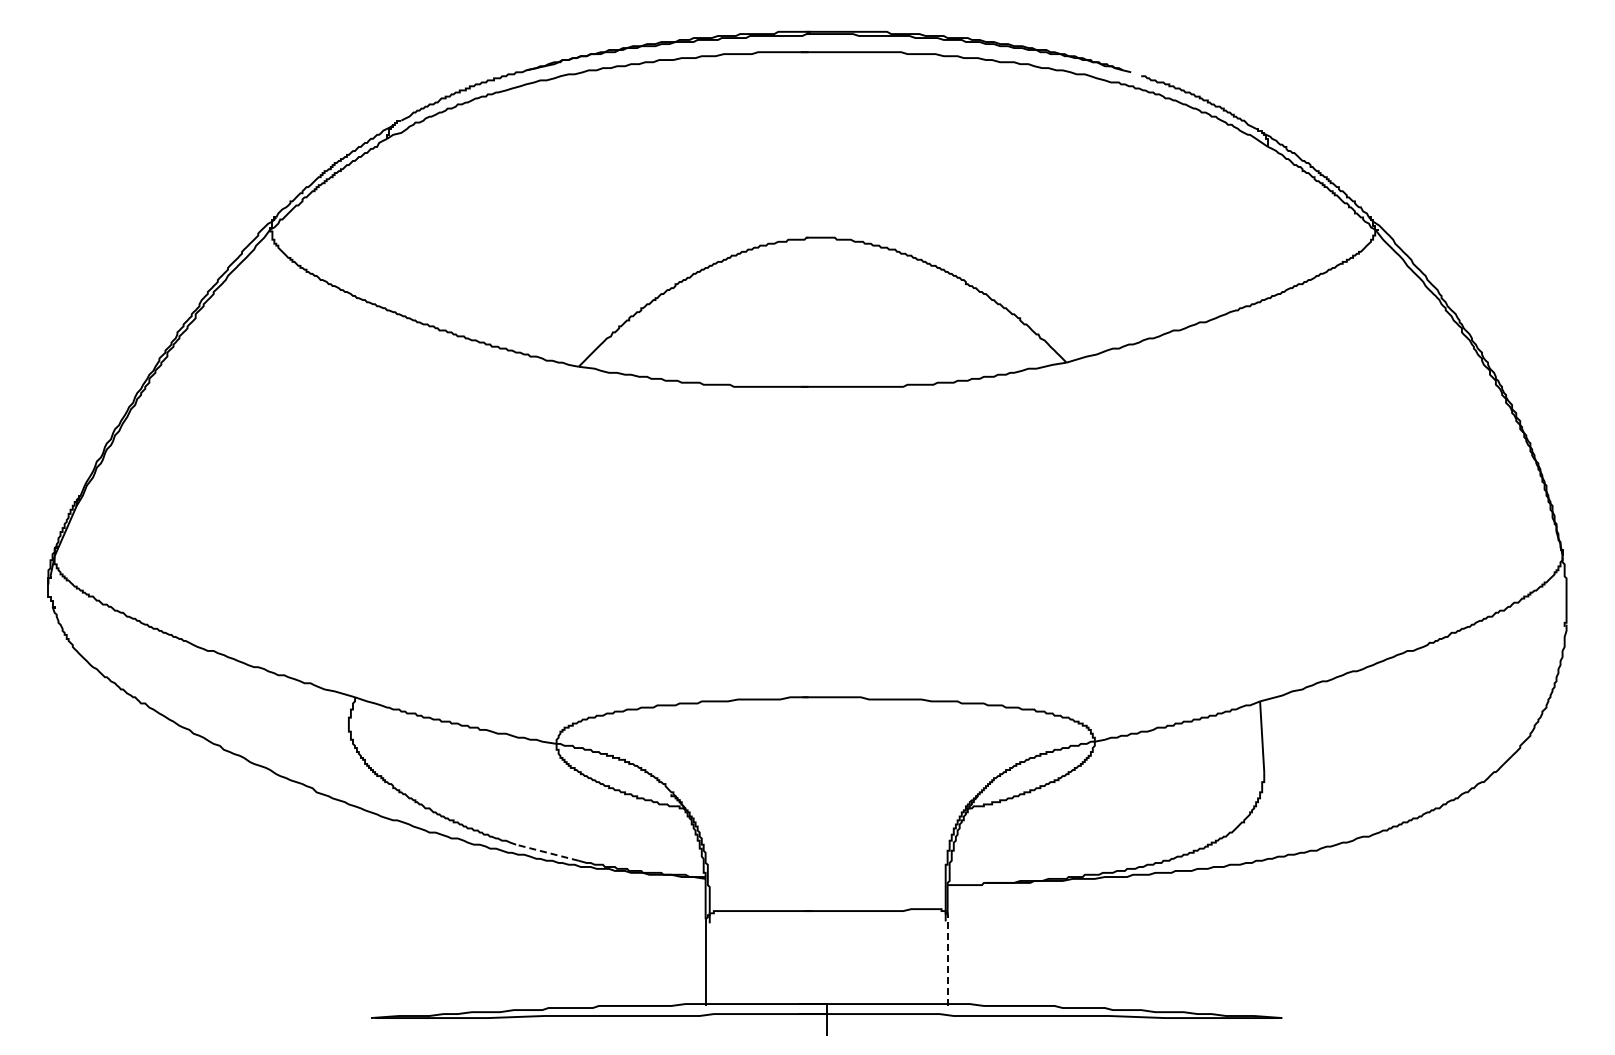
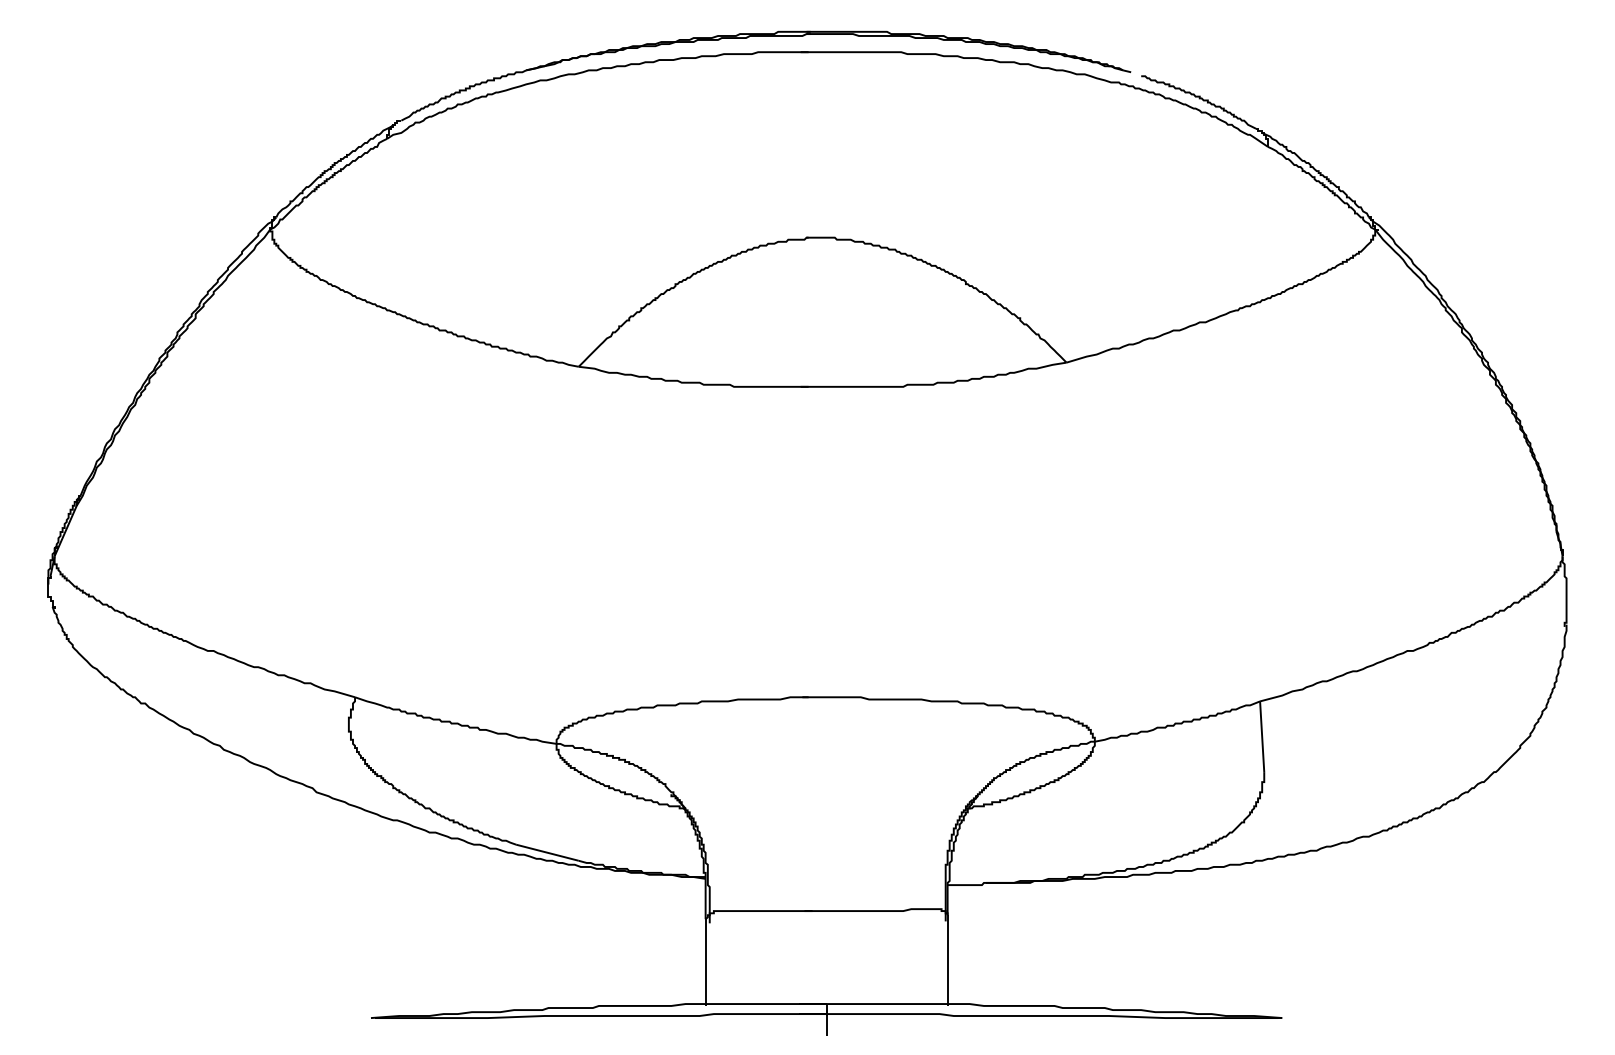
line: dashed -> solid (546, 852)
line: dashed -> solid (947, 960)
